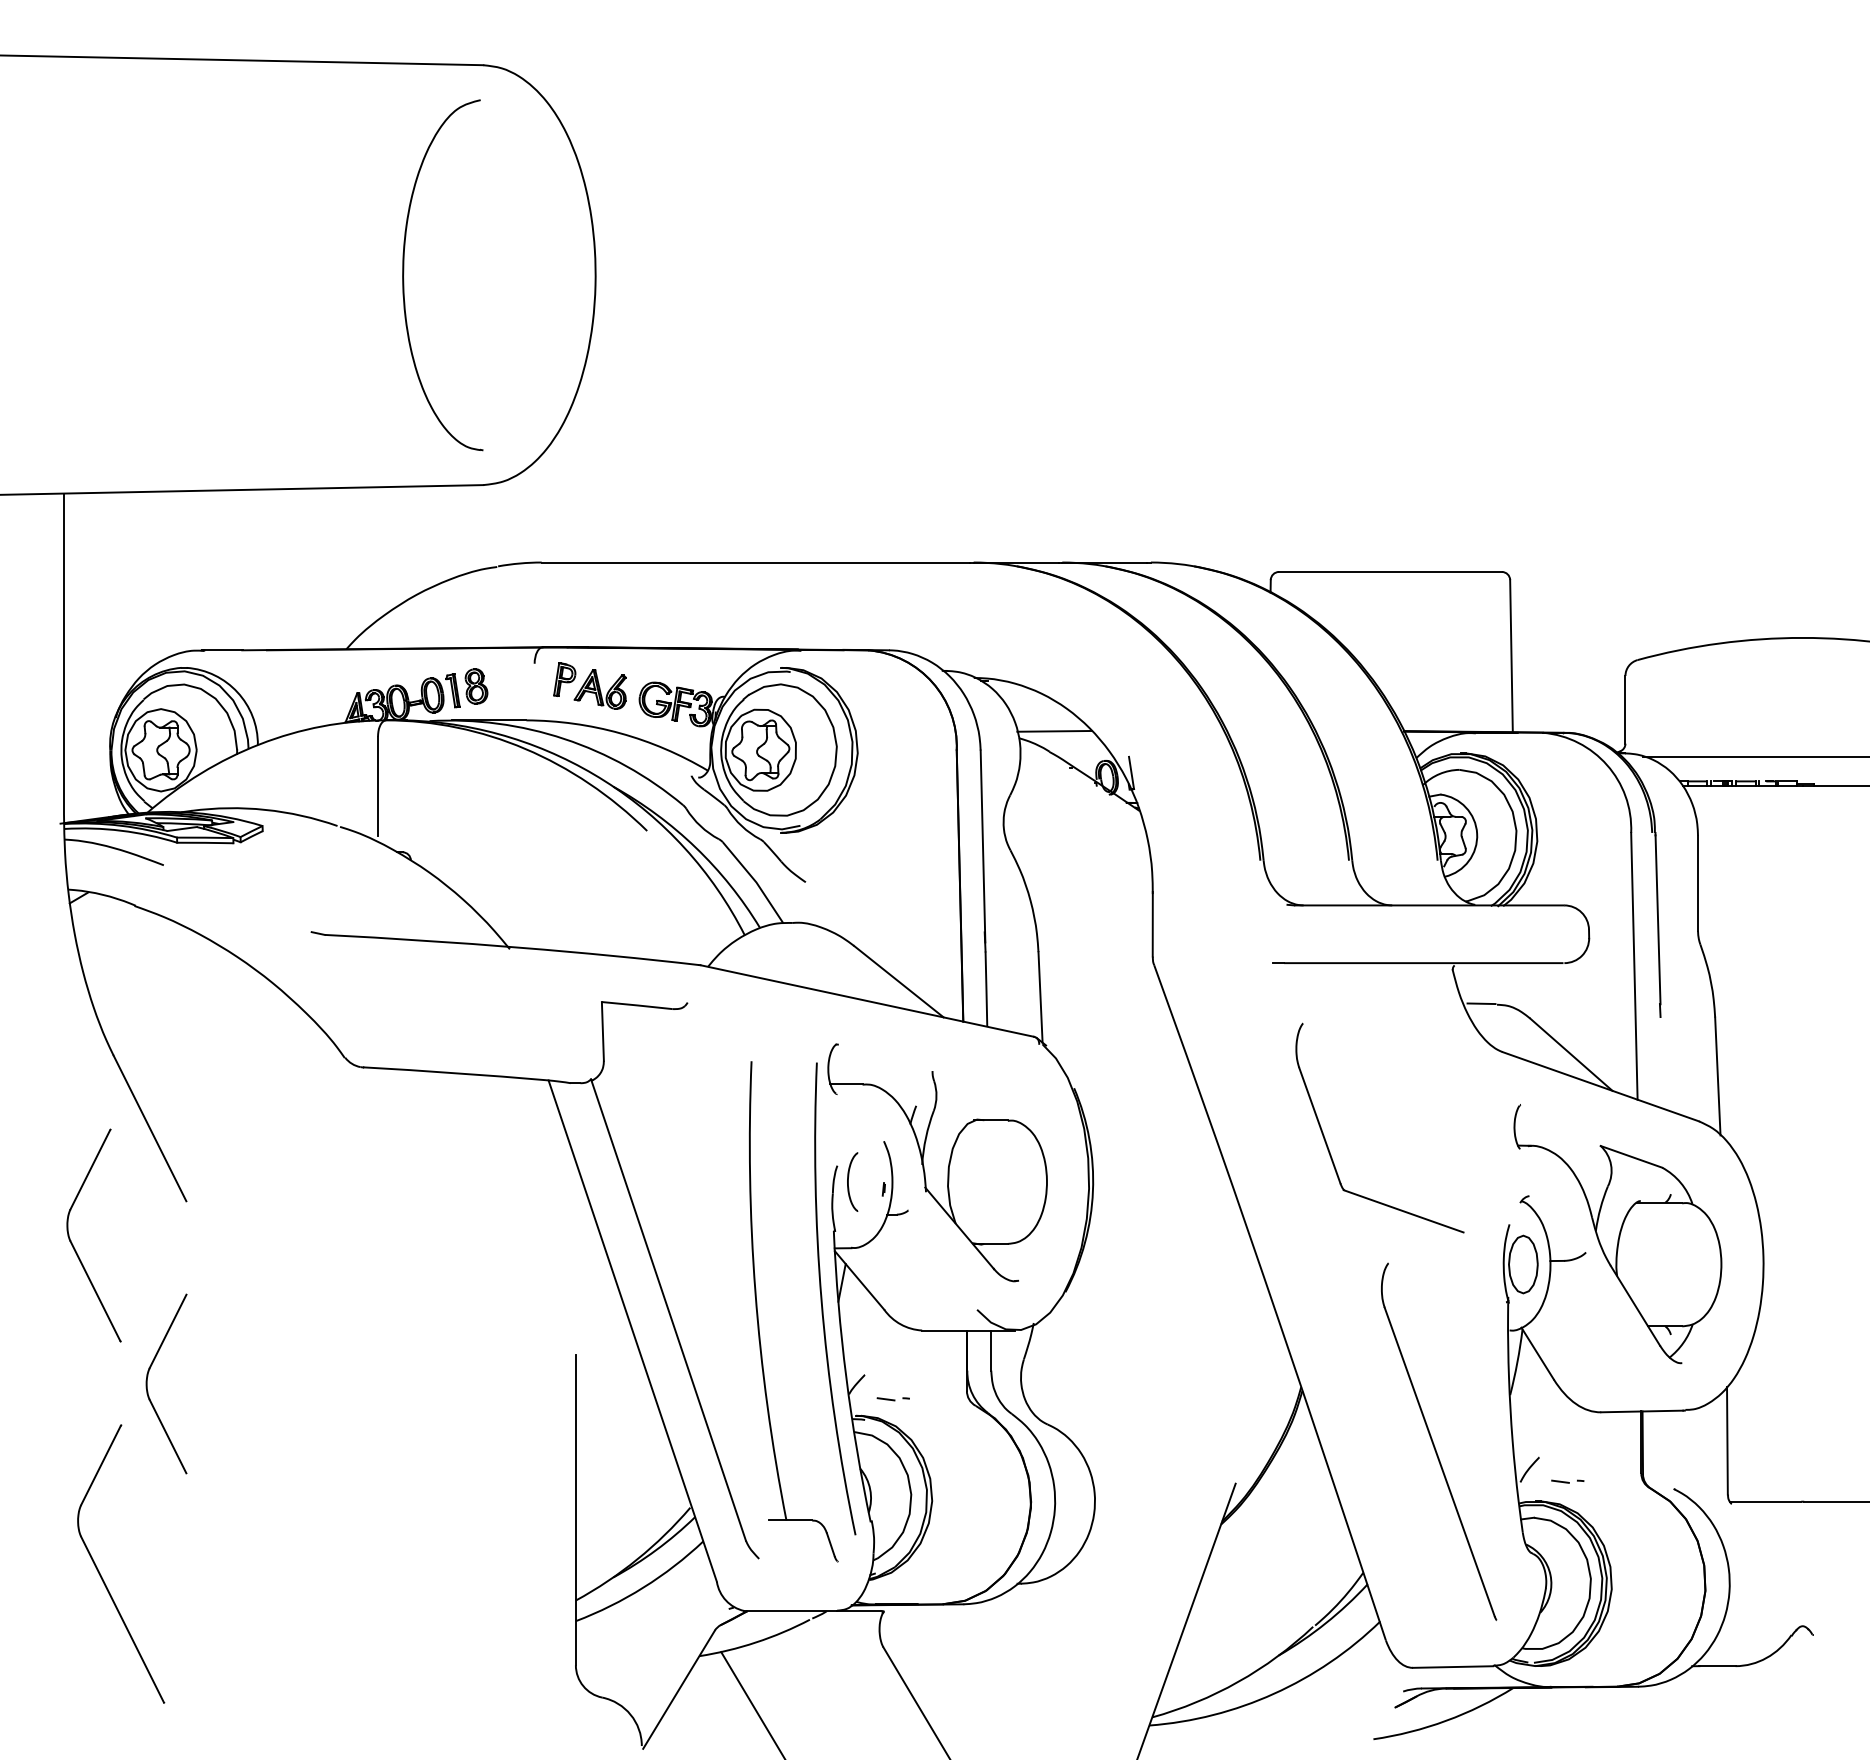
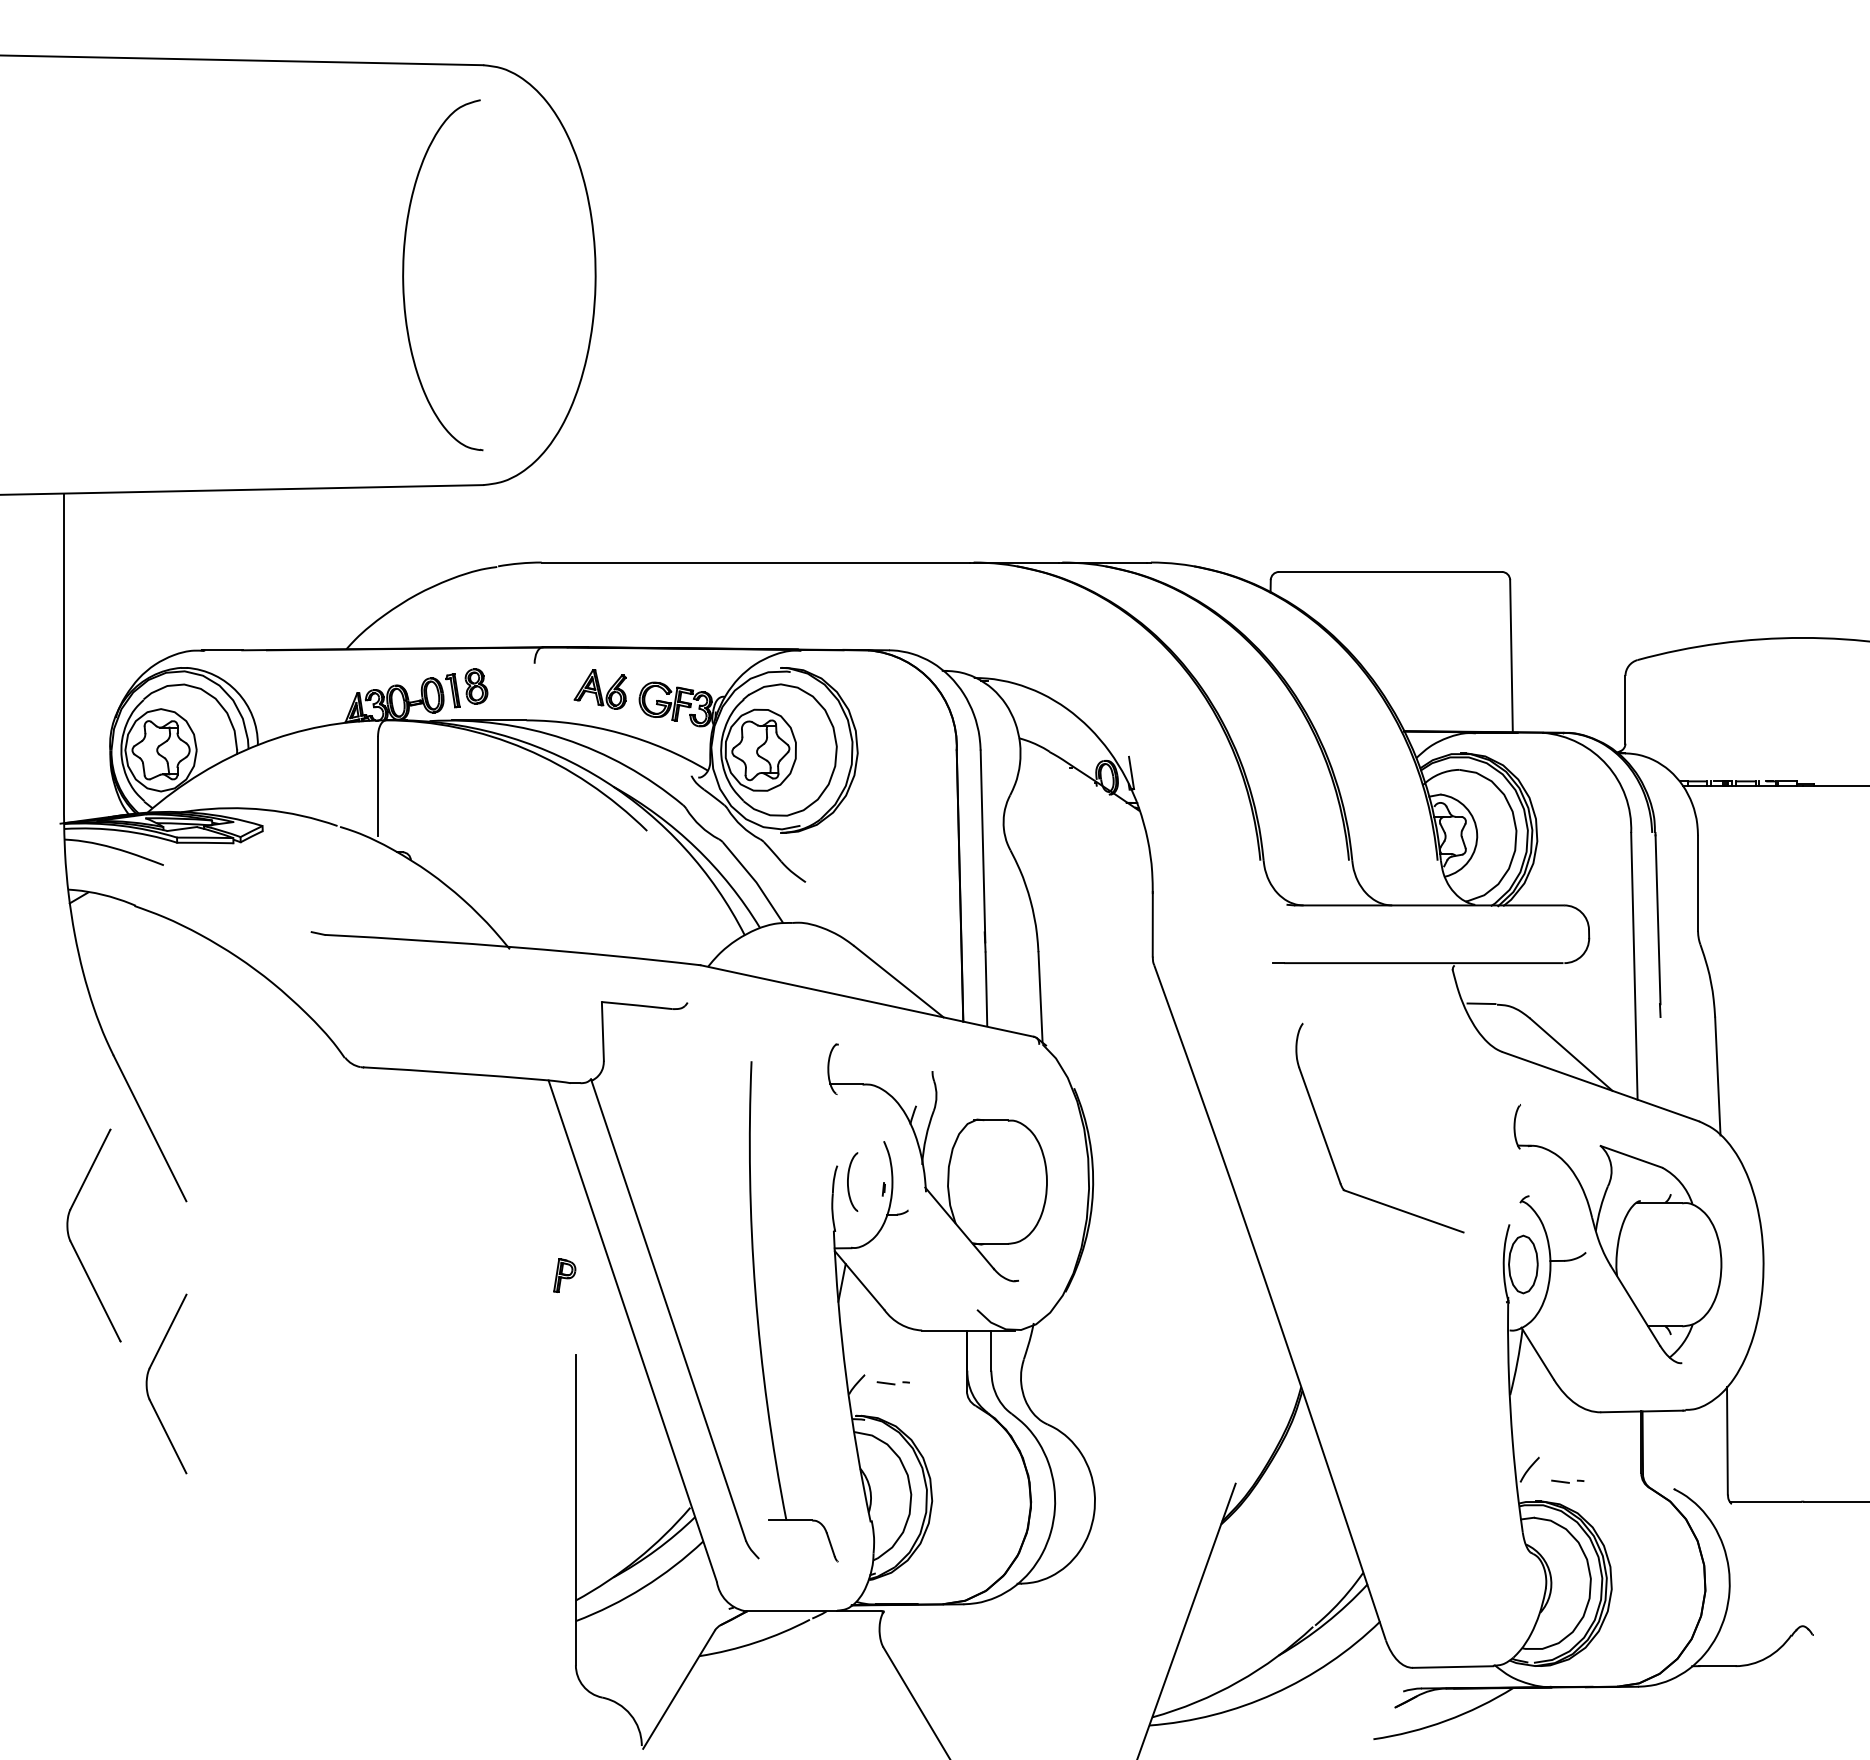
part position: (564, 679) -> (564, 1275) (564, 1275)
line: present -> none (1054, 730)
line: present -> none (1754, 756)
arc: present -> none (822, 1298)
part position: (892, 1399) -> (892, 1383) (892, 1383)
part: present -> none (1439, 1441)
part: present -> none (100, 1573)
line: present -> none (752, 1704)
